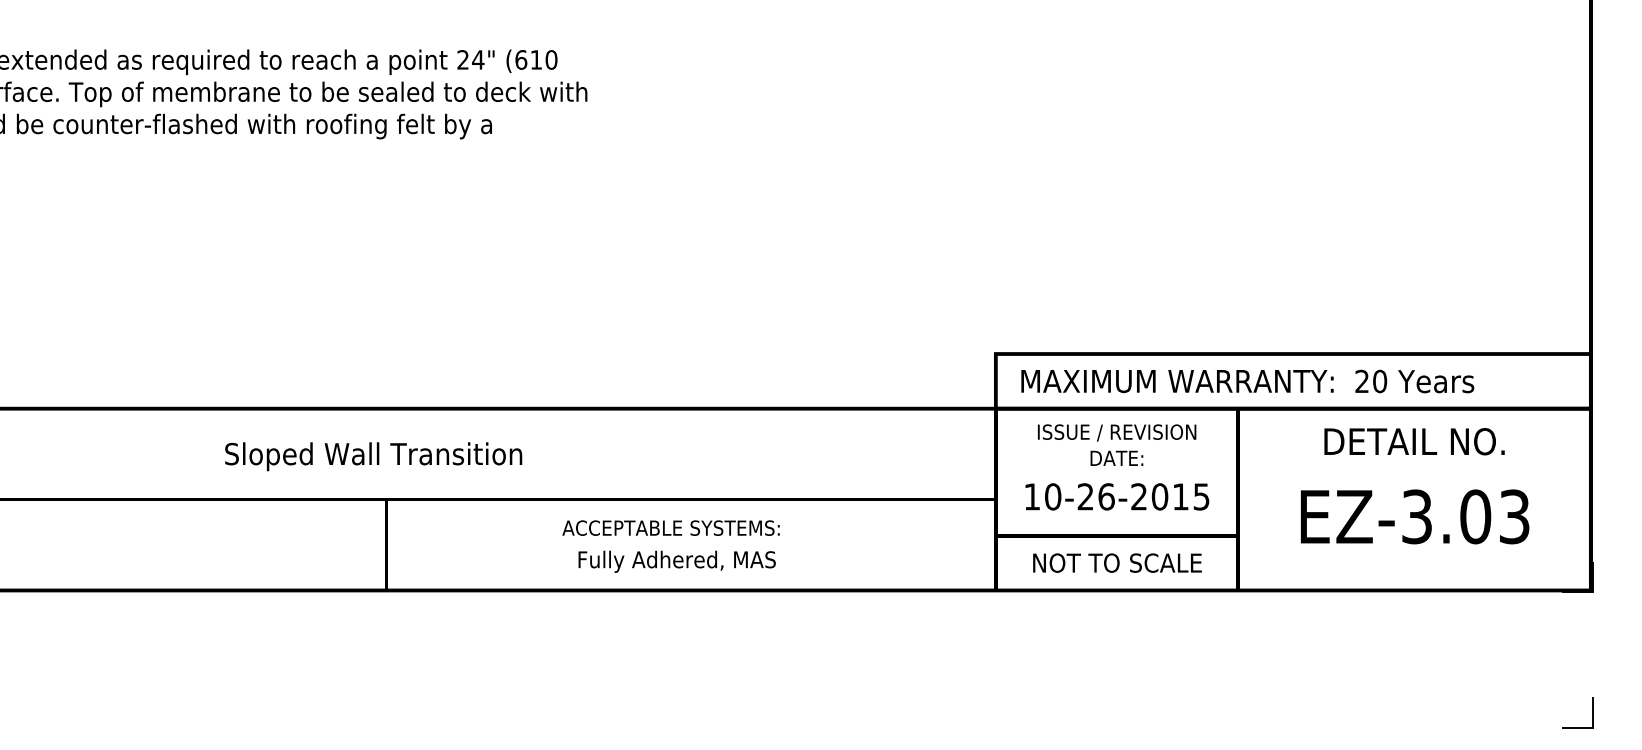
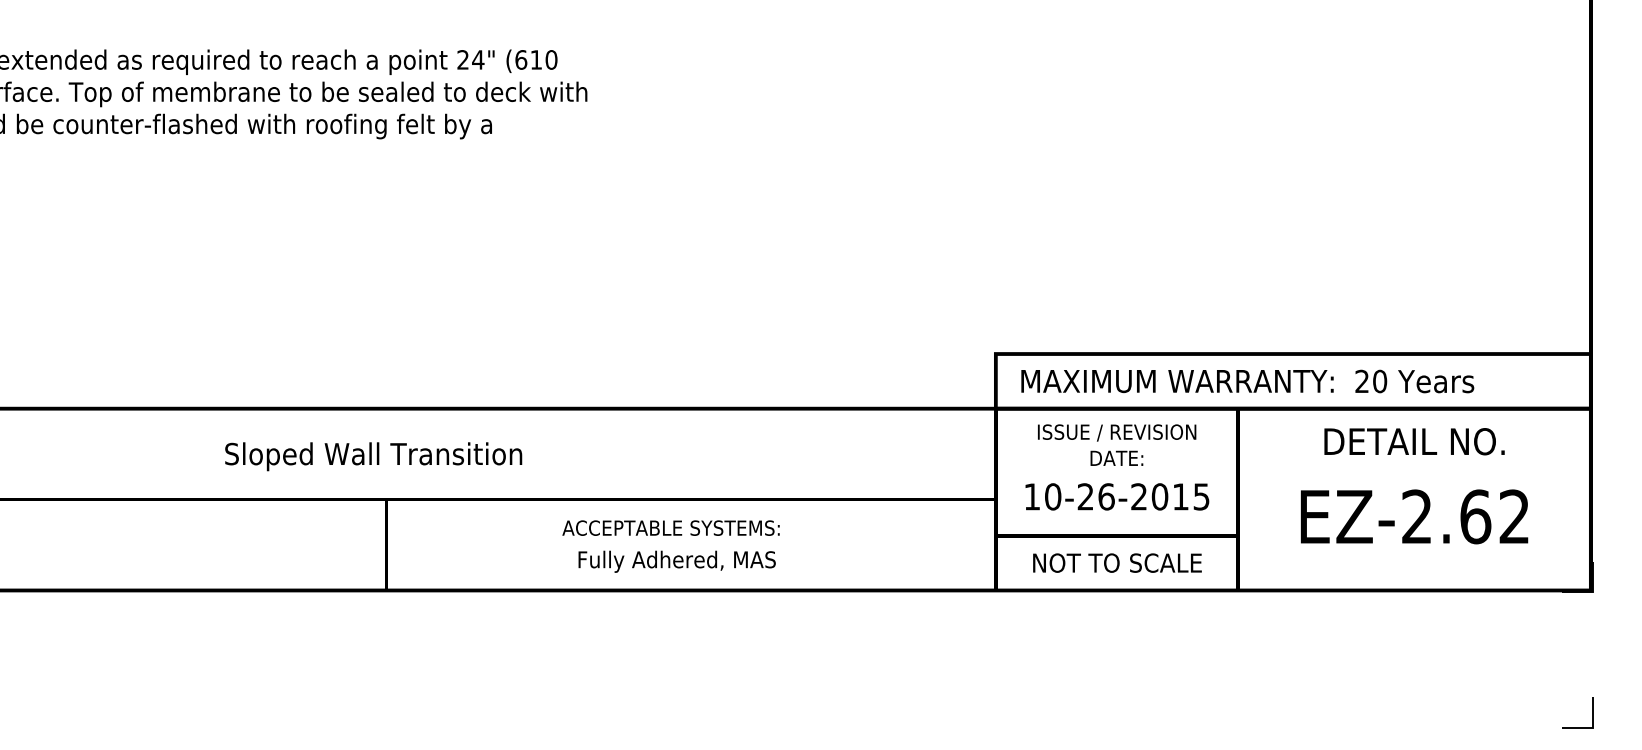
text: EZ-3.03 -> EZ-2.62 (1465, 516)
